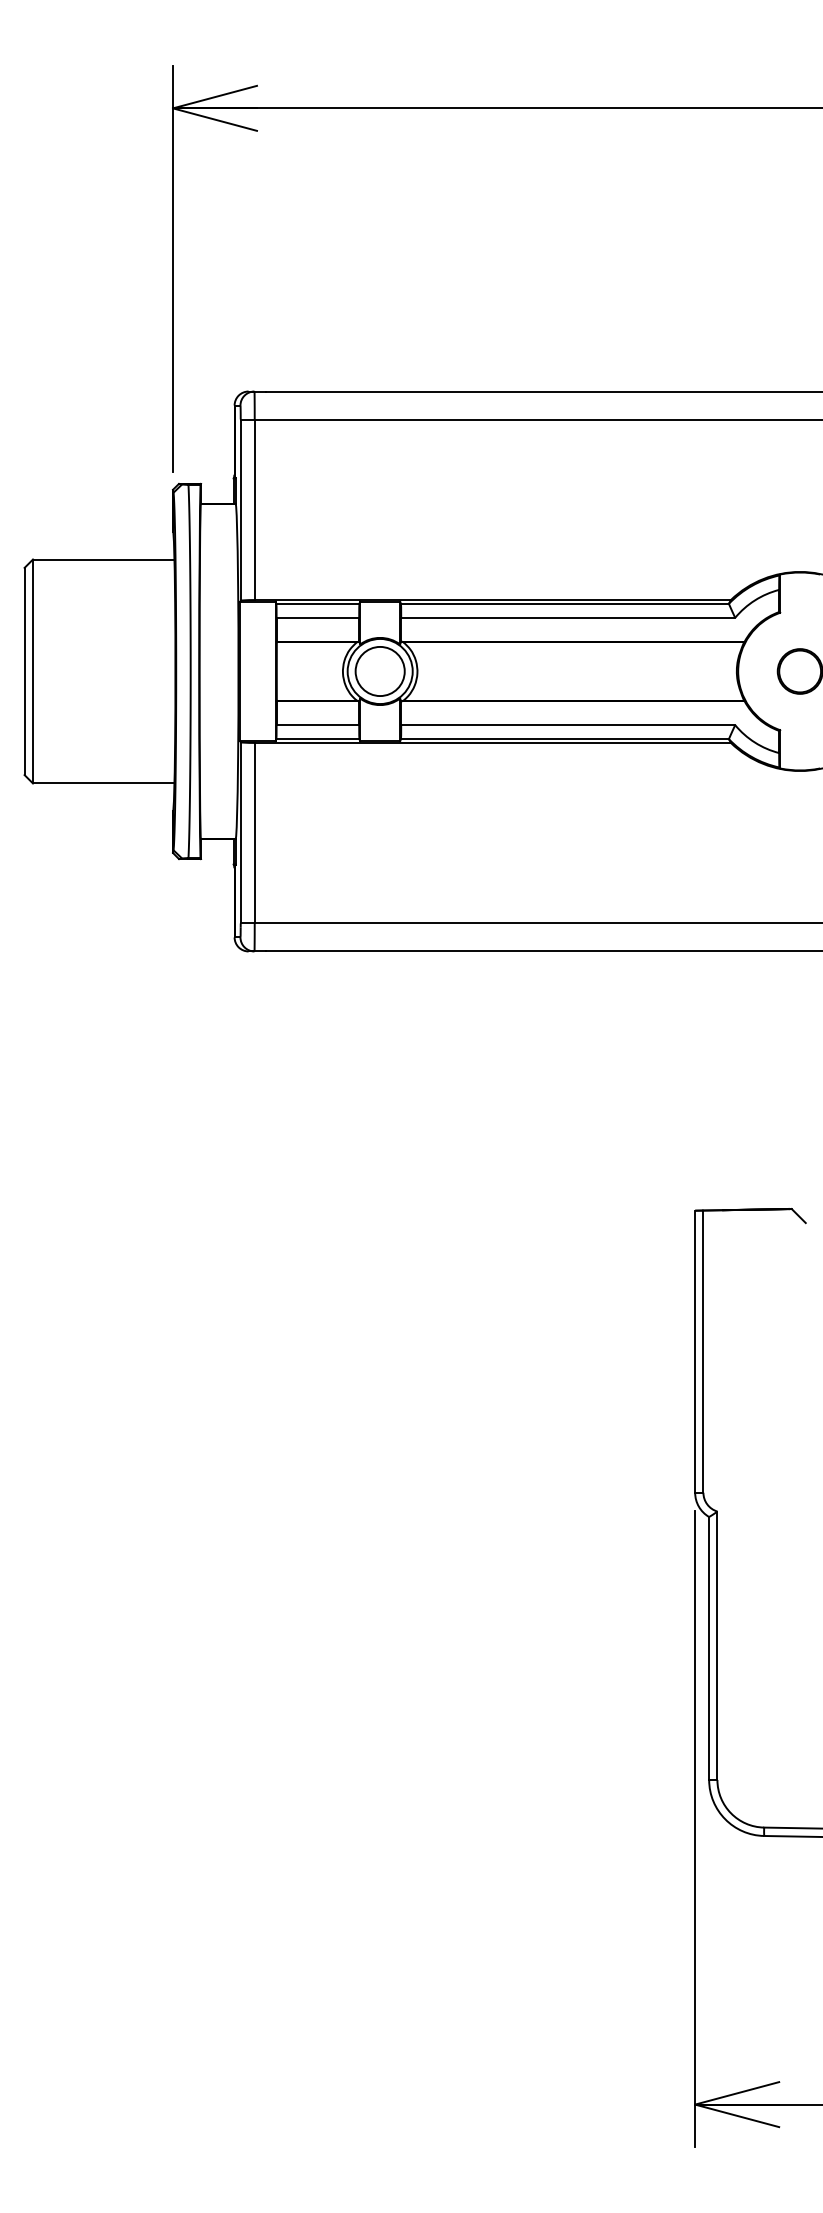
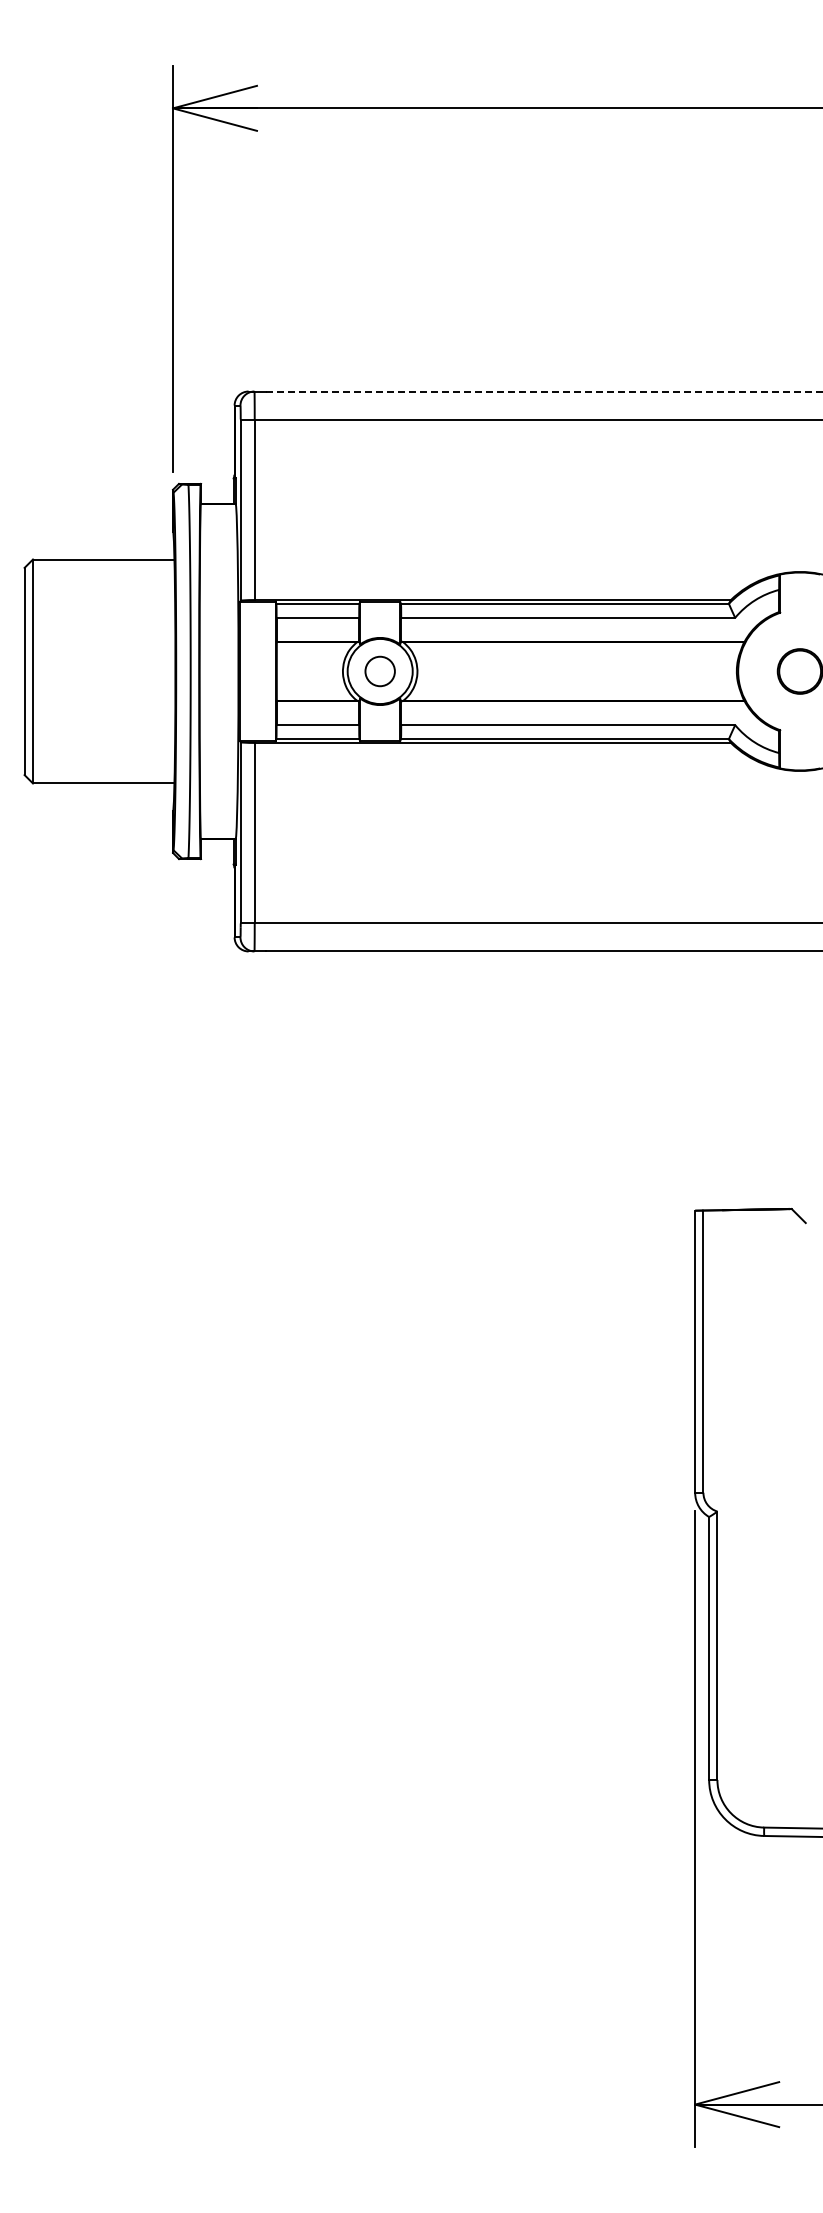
line: solid -> dashed (544, 391)
circle diameter: 49 px -> 29 px (379, 671)
